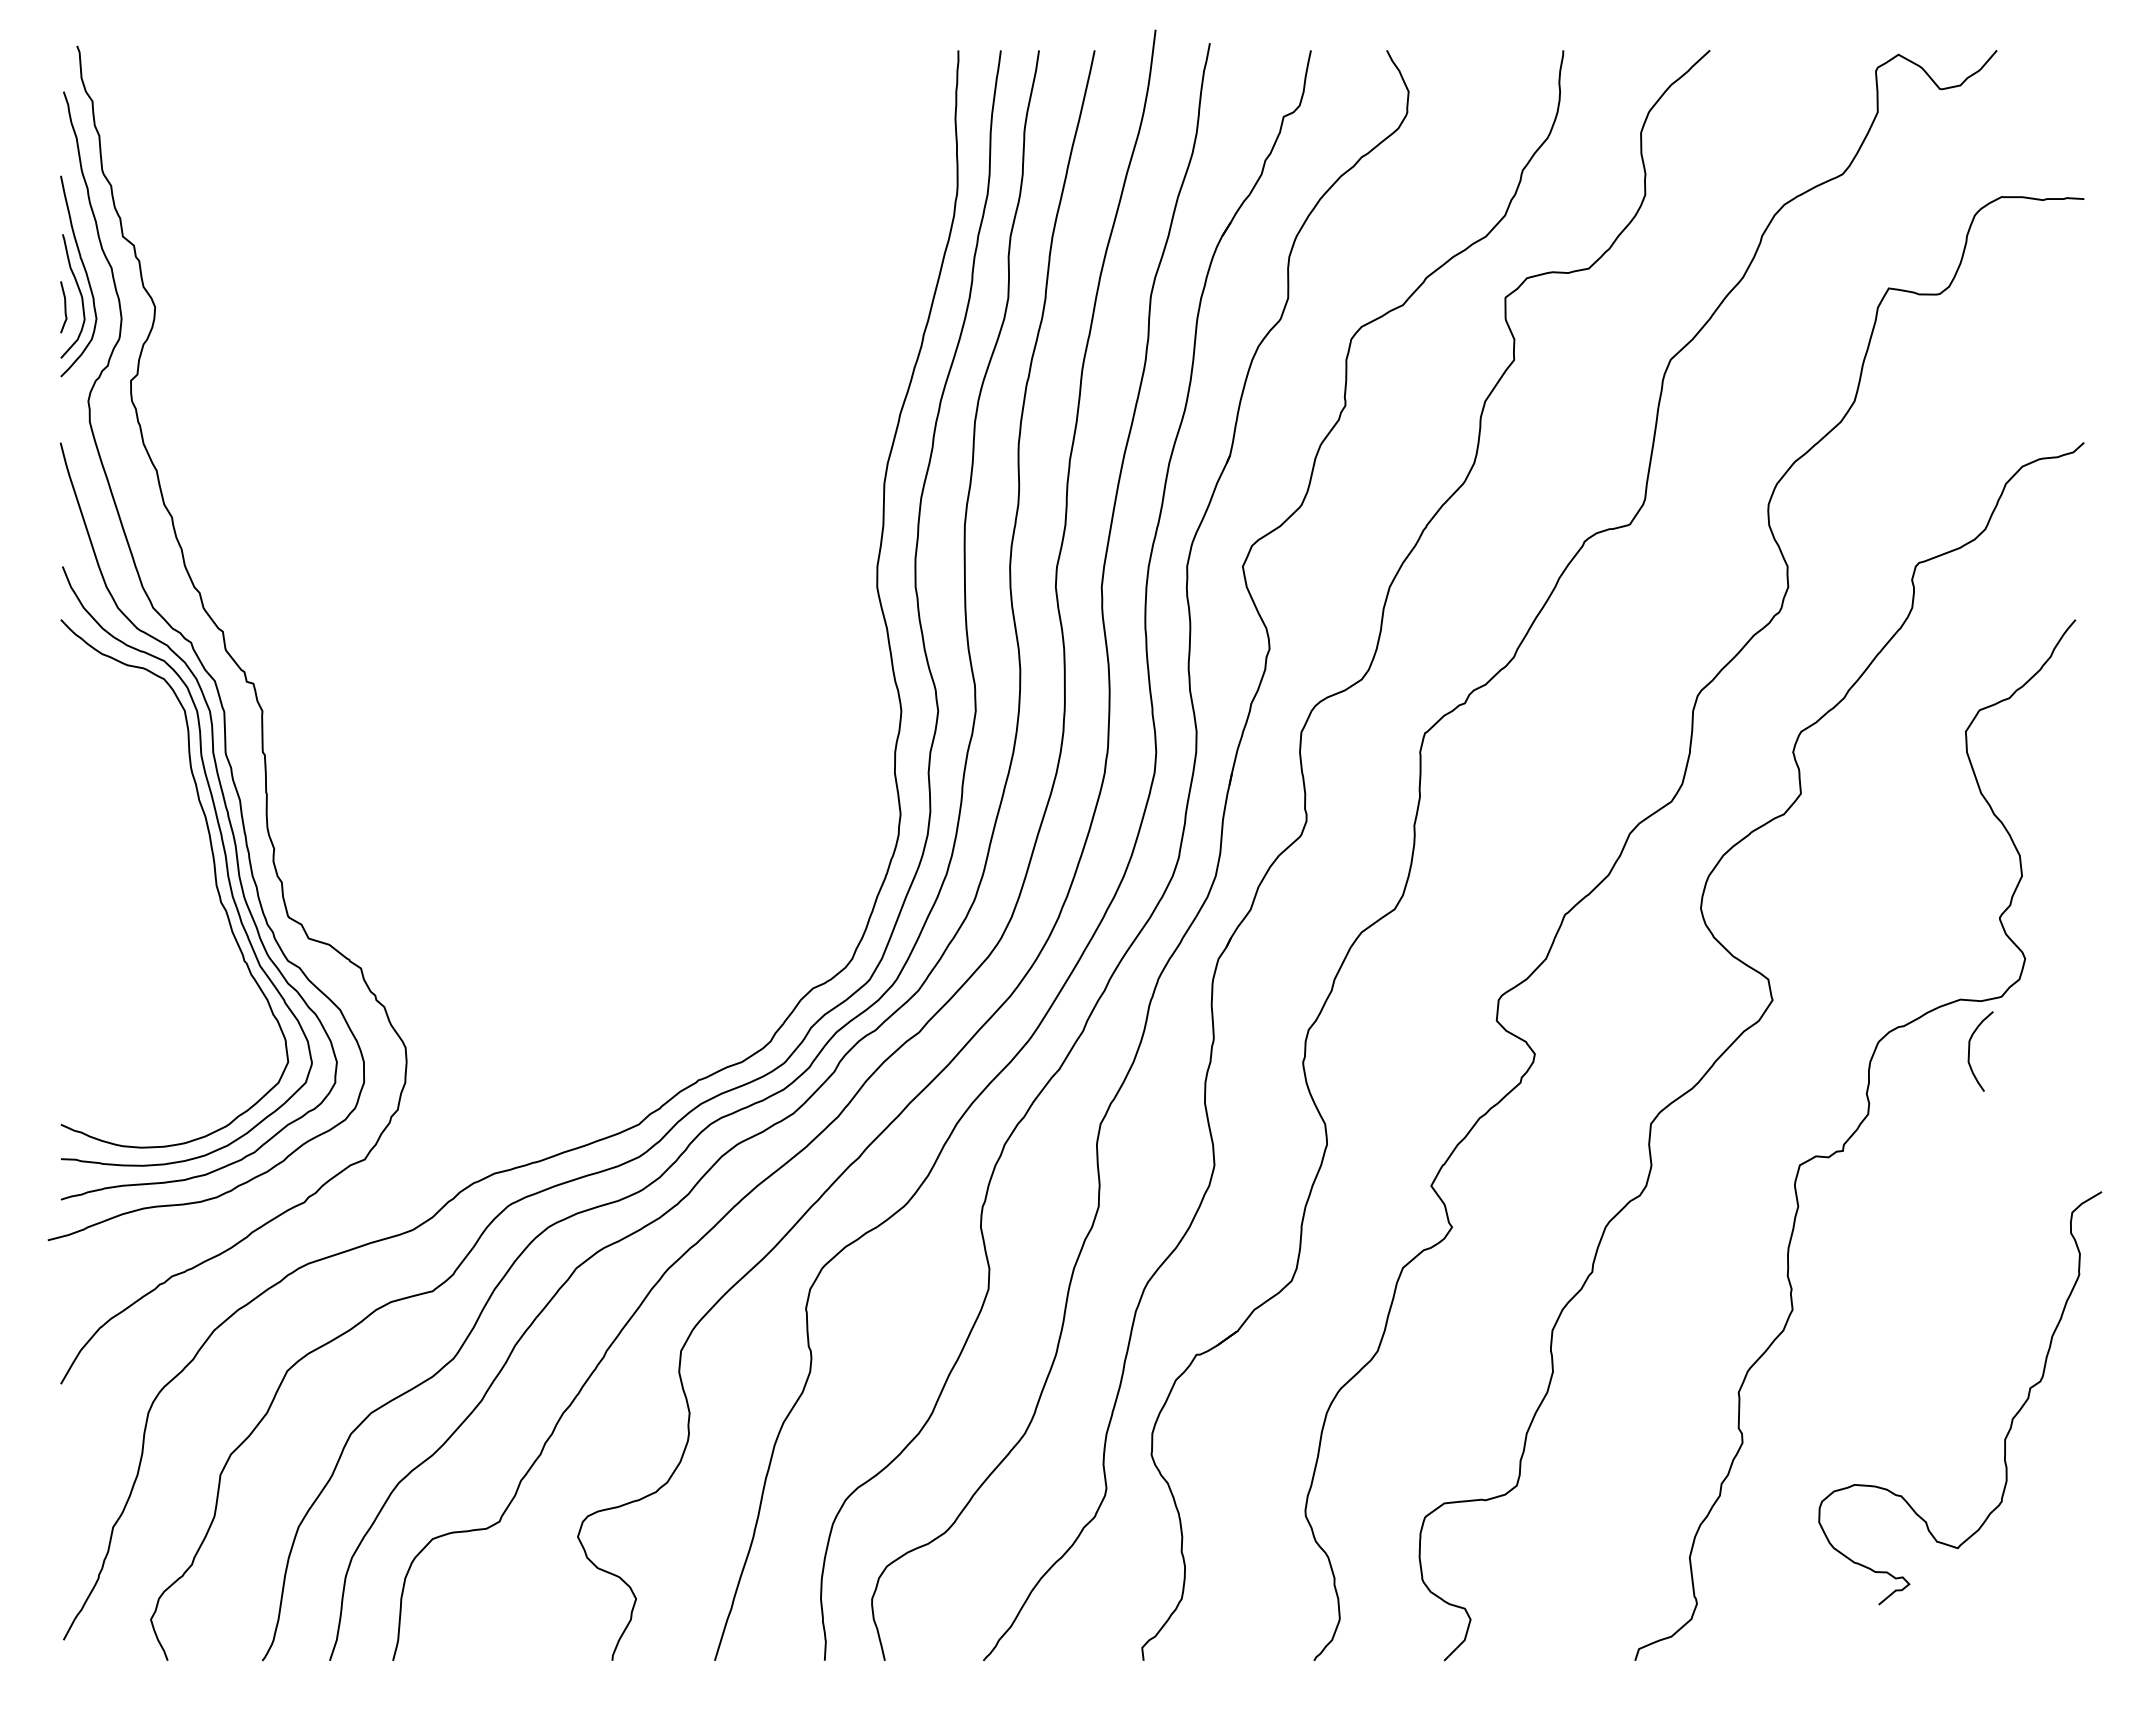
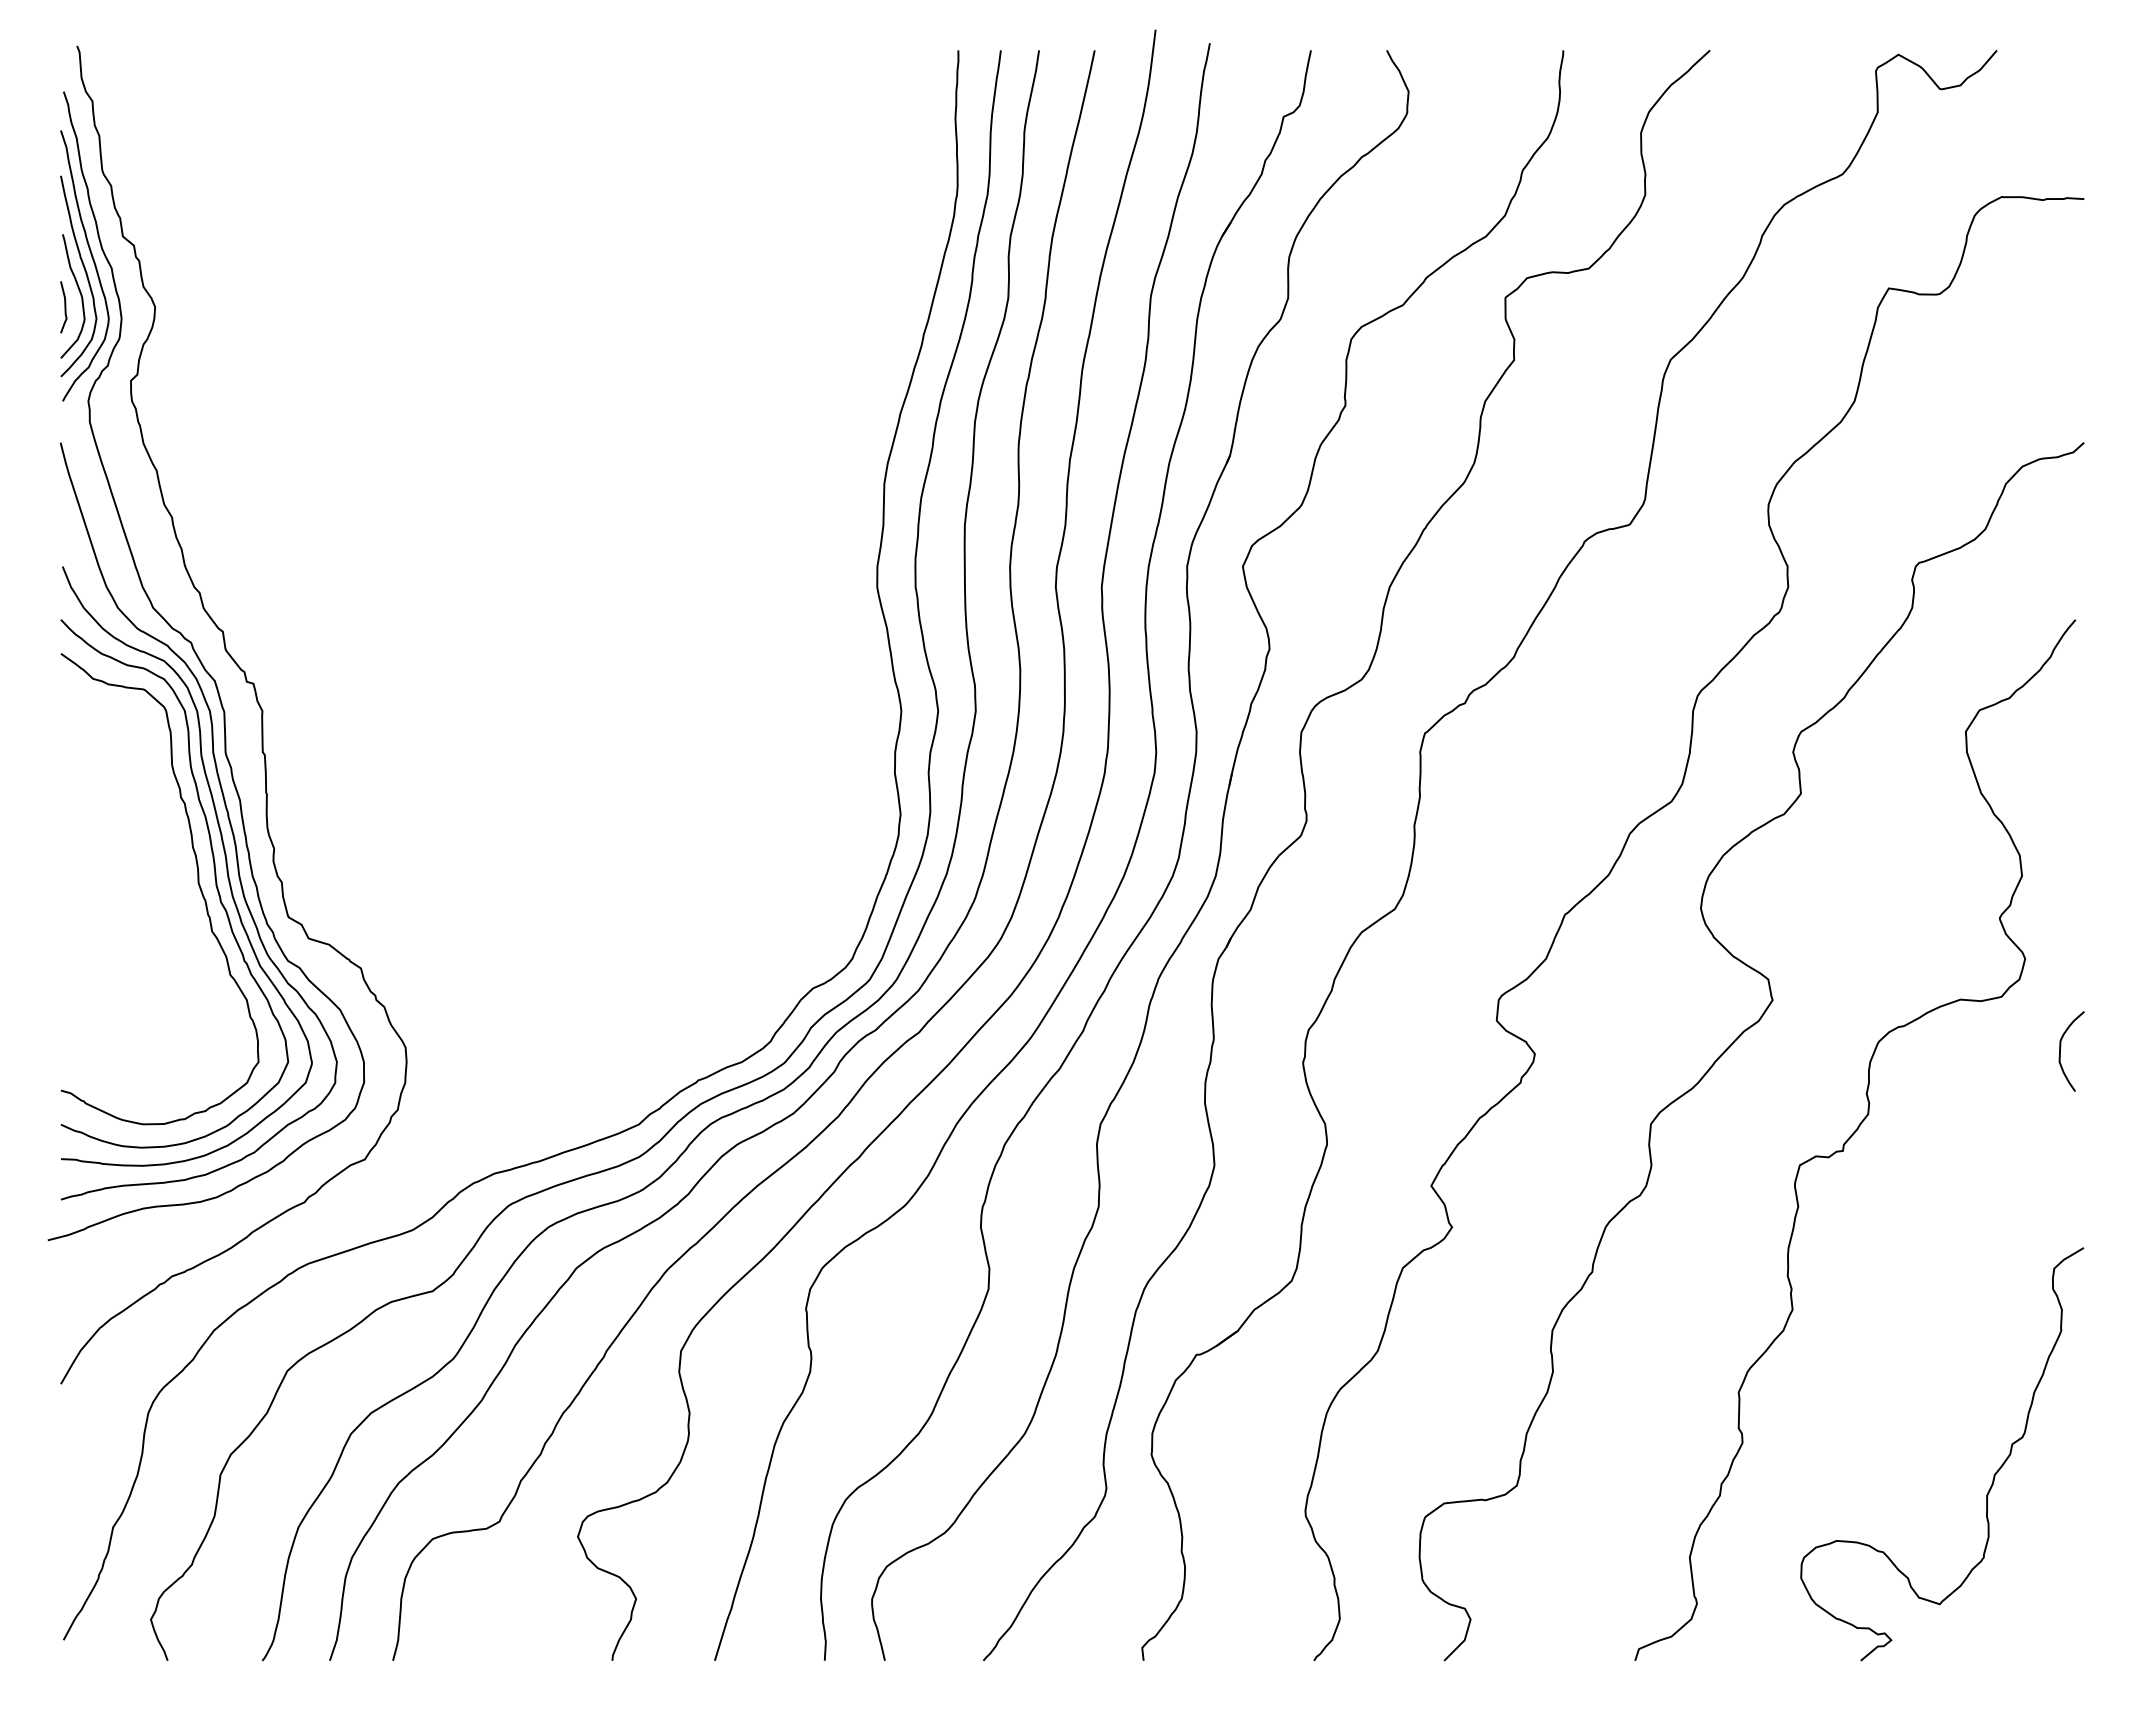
curve: none -> present (93, 263)
curve: none -> present (197, 883)
curve position: (1970, 1047) -> (2061, 1047) (2061, 1047)
curve position: (2011, 1419) -> (1993, 1475) (1993, 1475)
